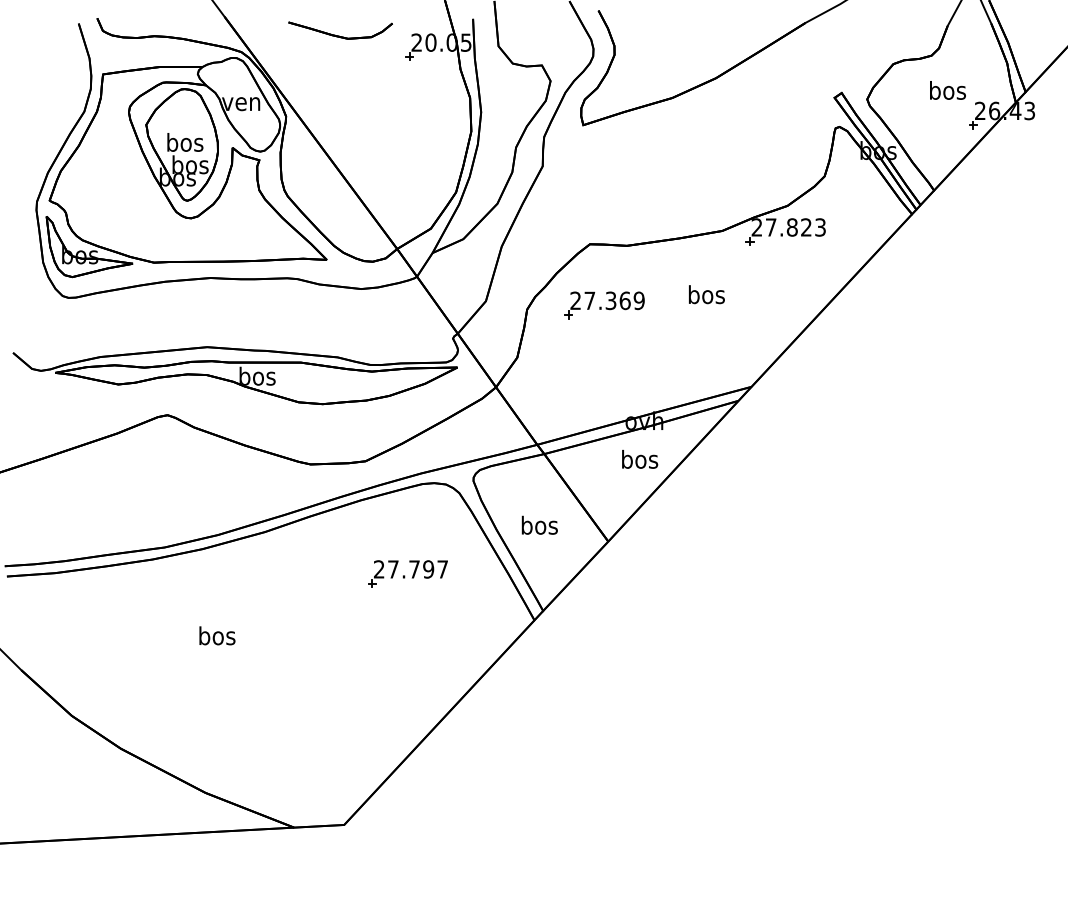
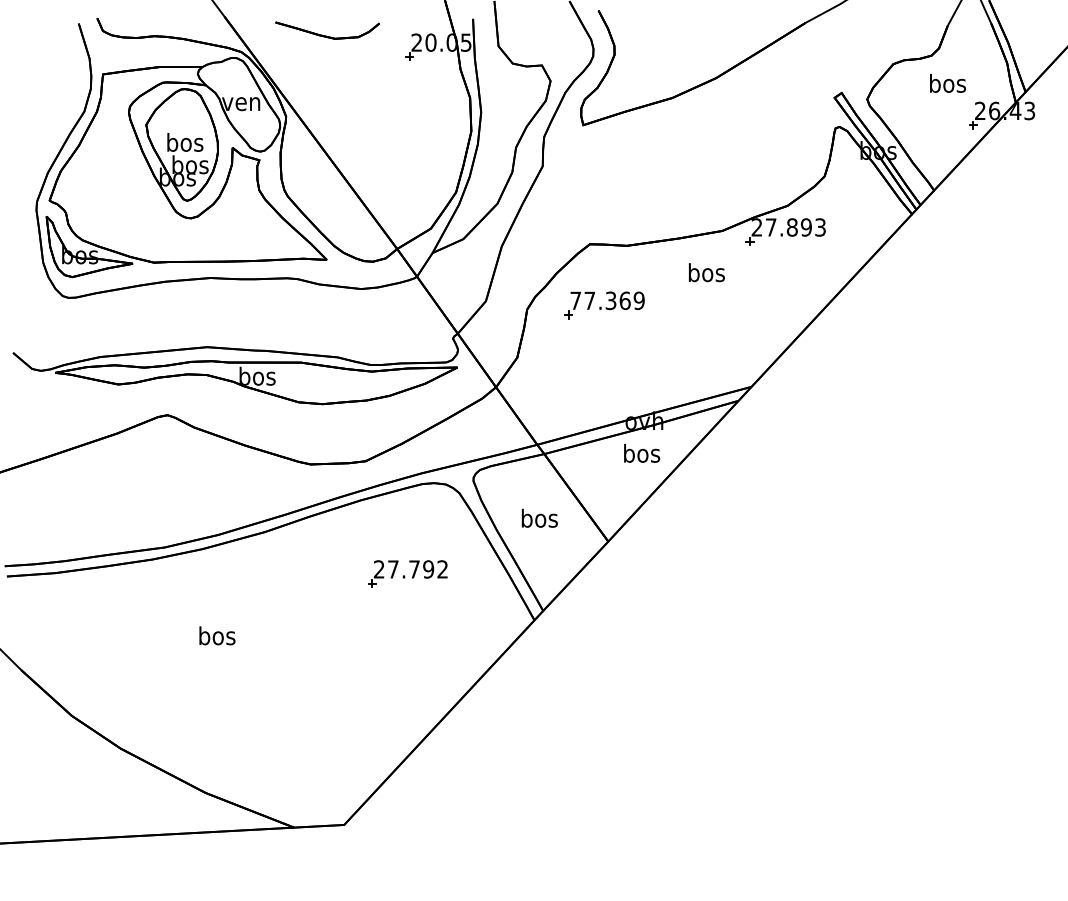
part position: (340, 30) -> (327, 30) (327, 30)
text position: (947, 90) -> (947, 83) (947, 83)
text: 27.823 -> 27.893 (805, 227)
text position: (706, 294) -> (706, 272) (706, 272)
text: 27.369 -> 77.369 (575, 300)
text position: (640, 459) -> (642, 453) (642, 453)
text position: (539, 524) -> (539, 517) (539, 517)
text: 27.797 -> 27.792 (442, 569)
